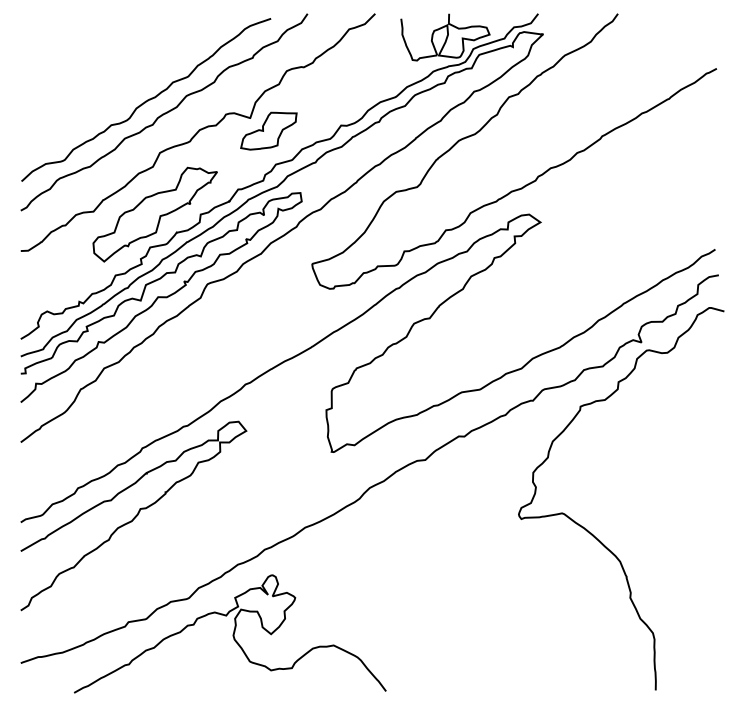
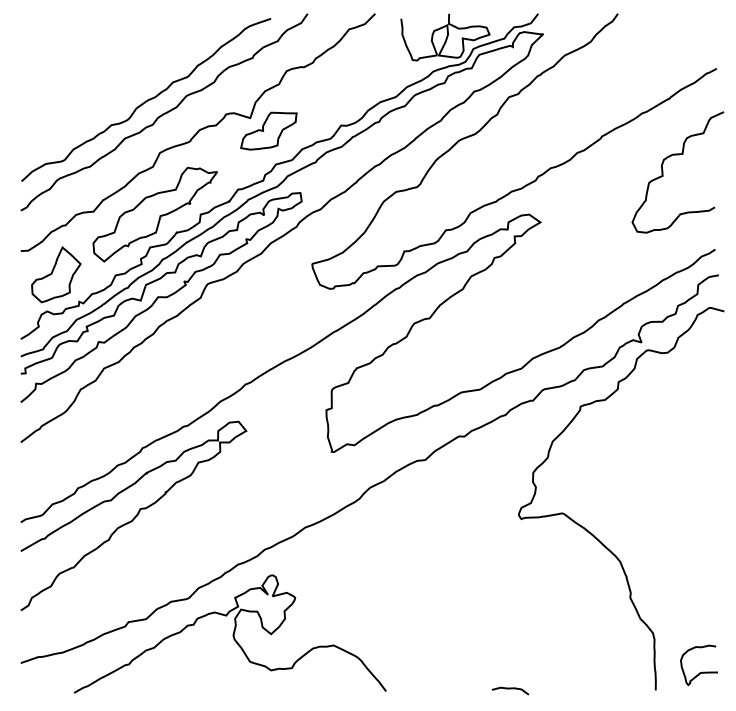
curve: none -> present (663, 172)
part: none -> present (56, 274)
curve: none -> present (699, 672)
curve: none -> present (510, 689)
